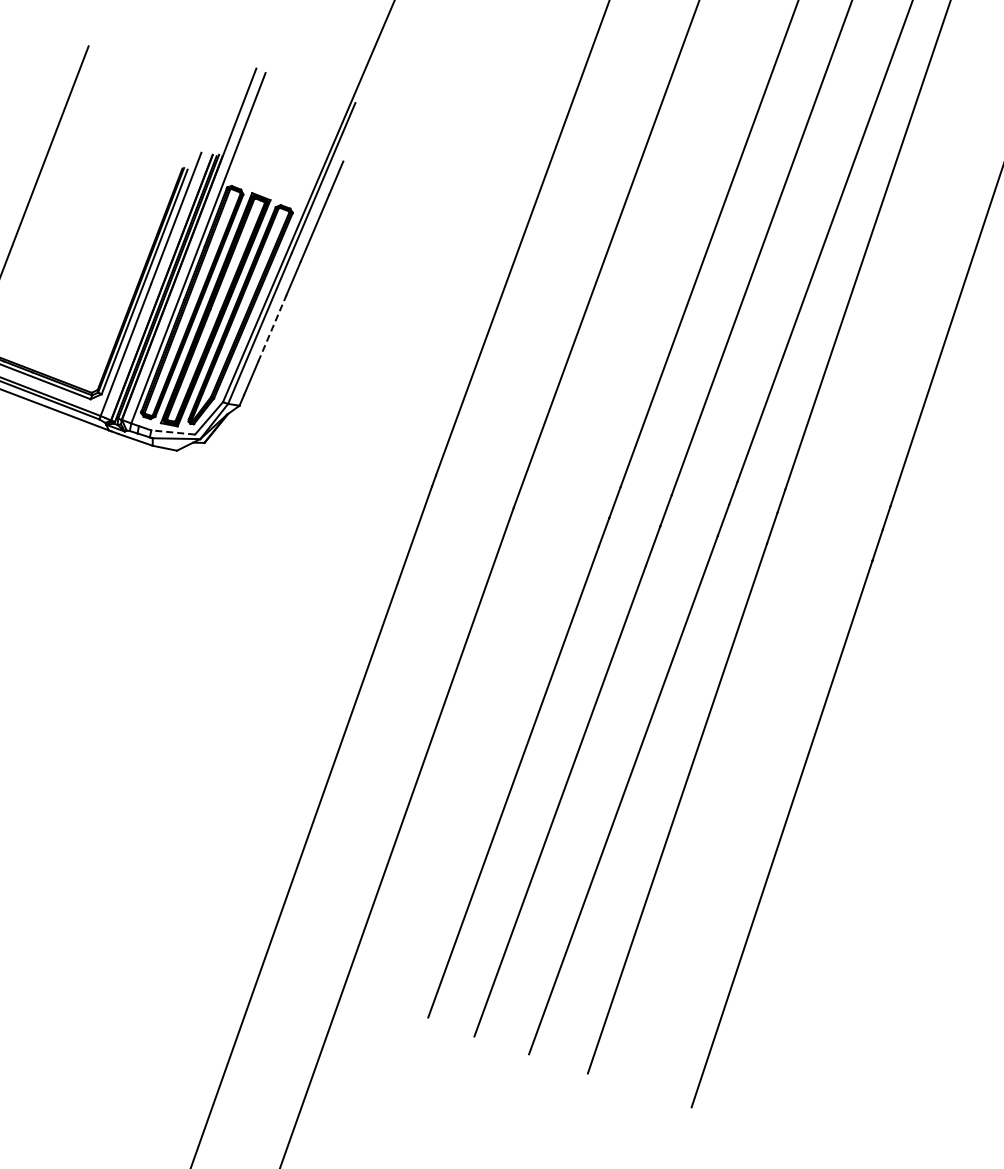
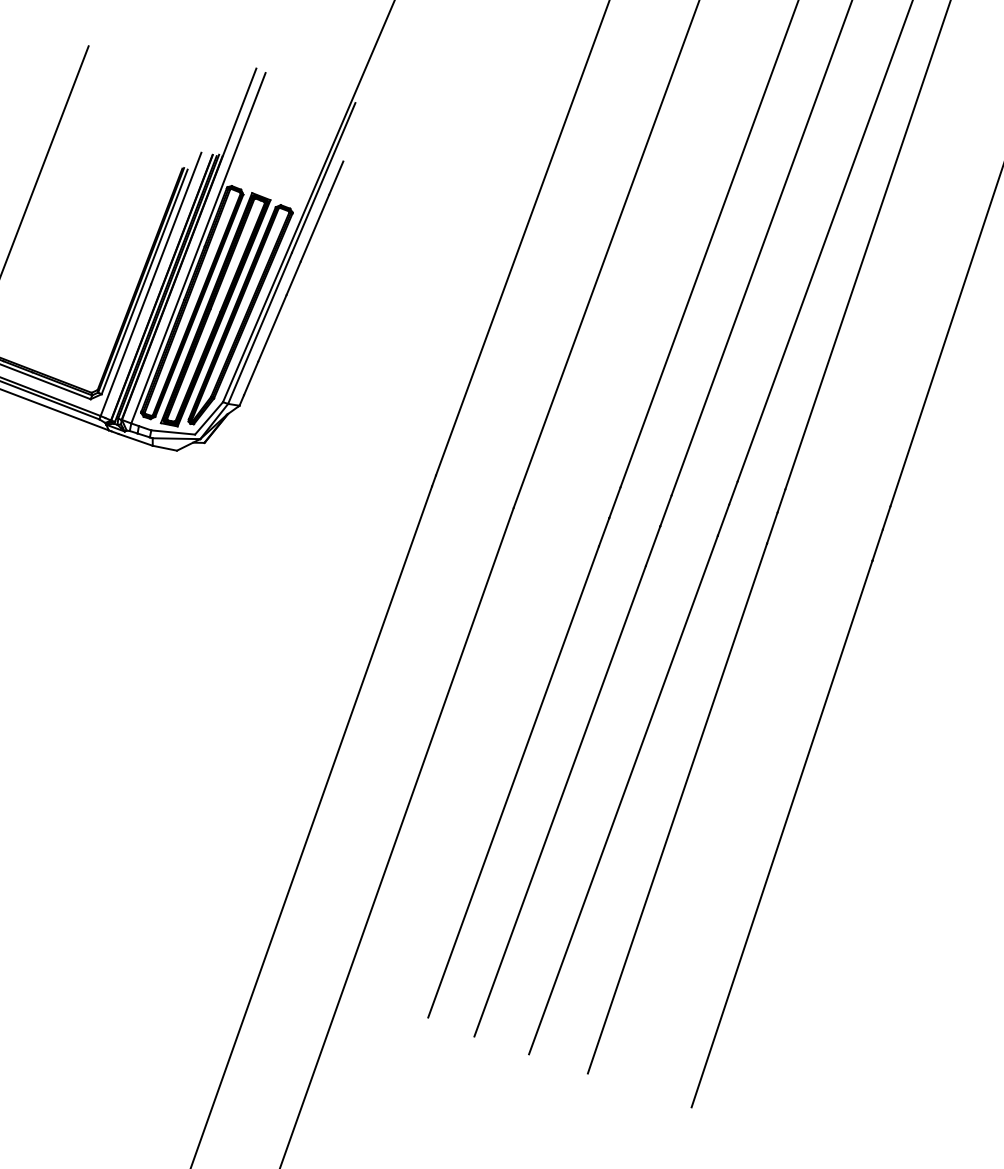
line: dashed -> solid (272, 327)
line: dashed -> solid (172, 432)
